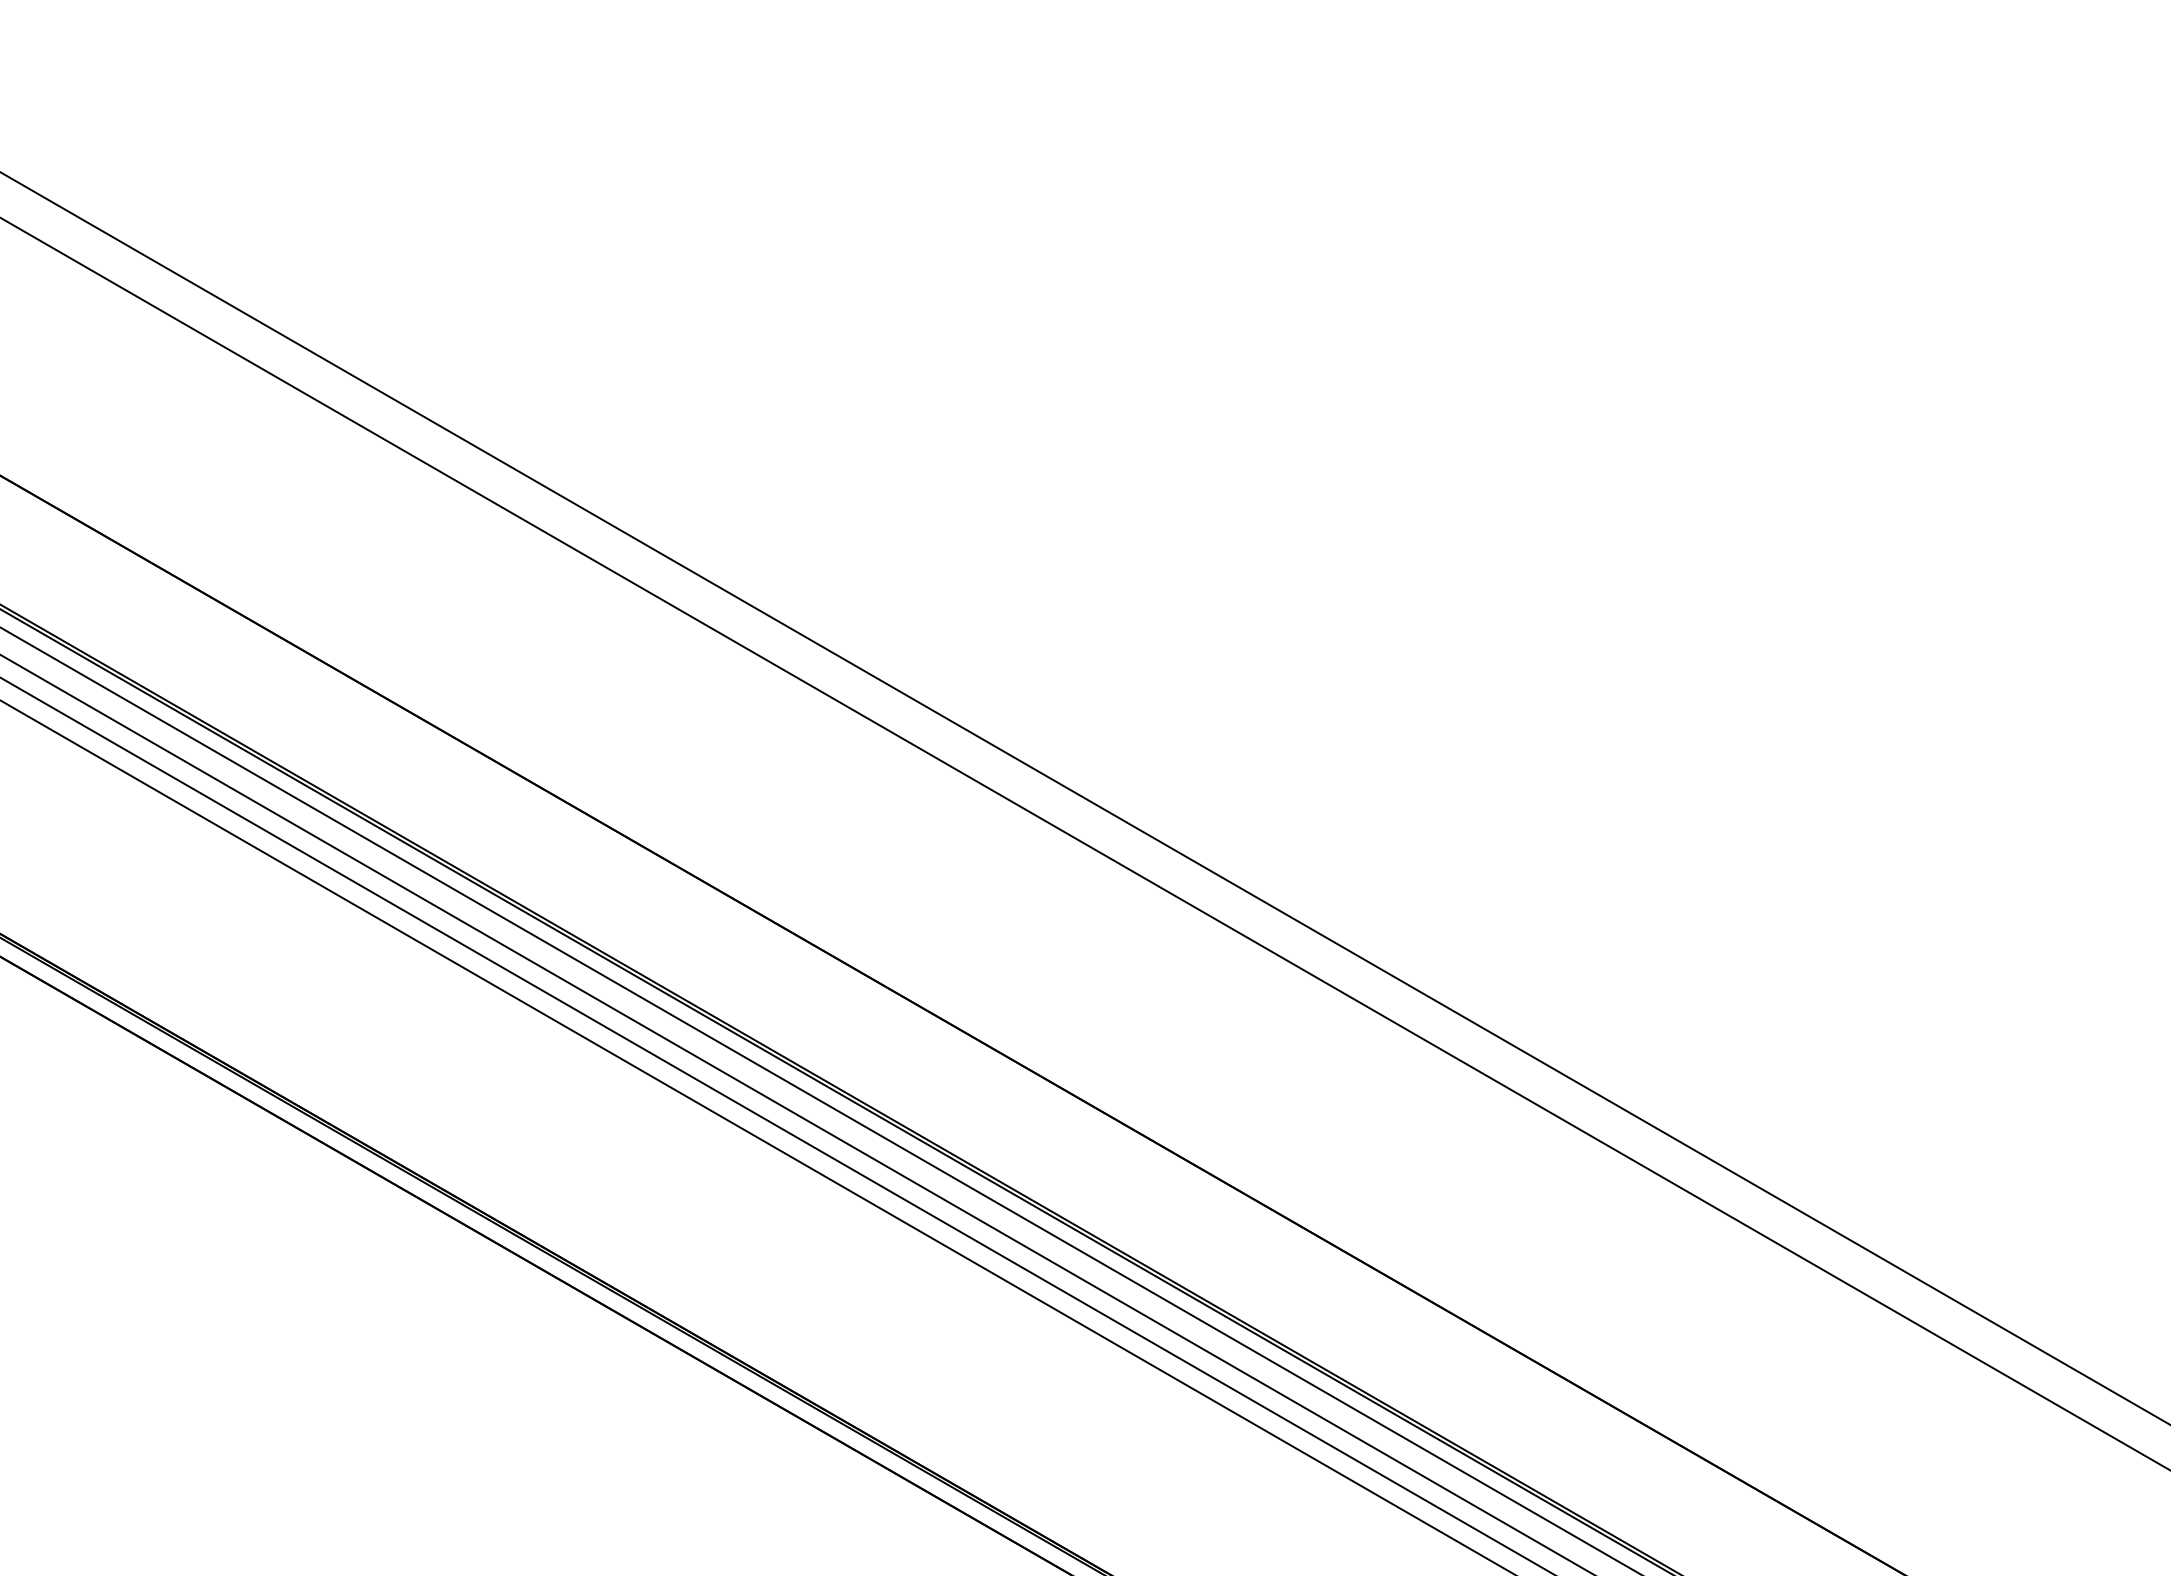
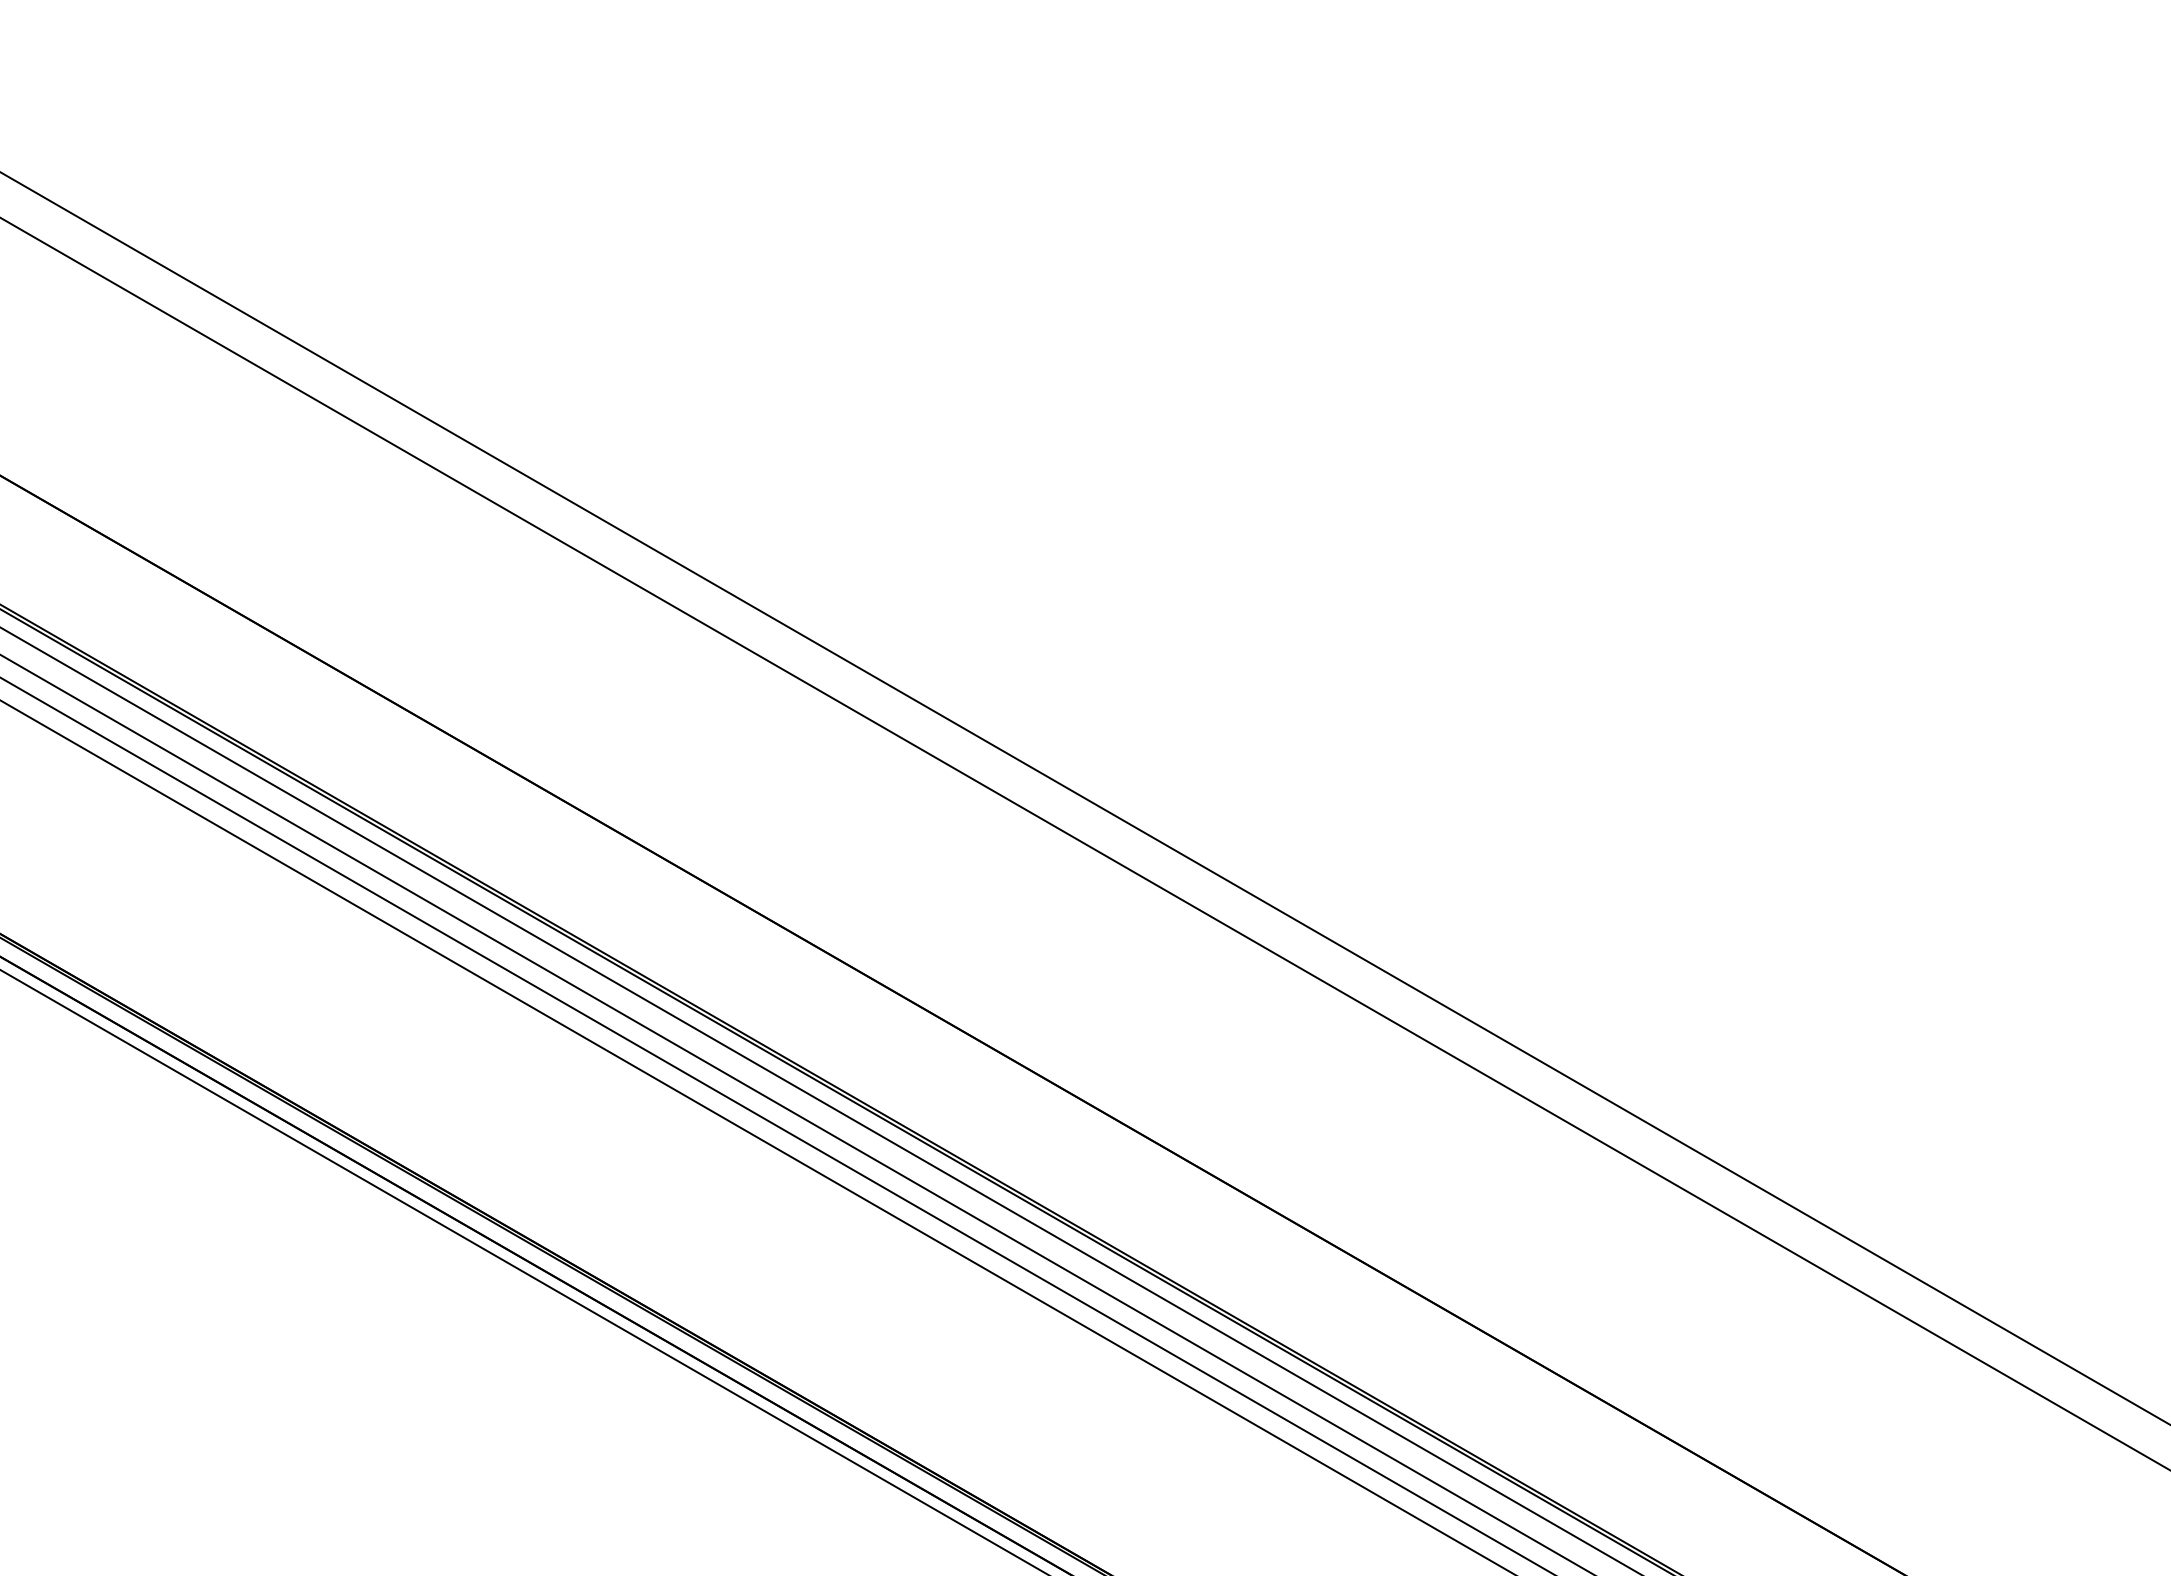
line: none -> present (523, 1271)
